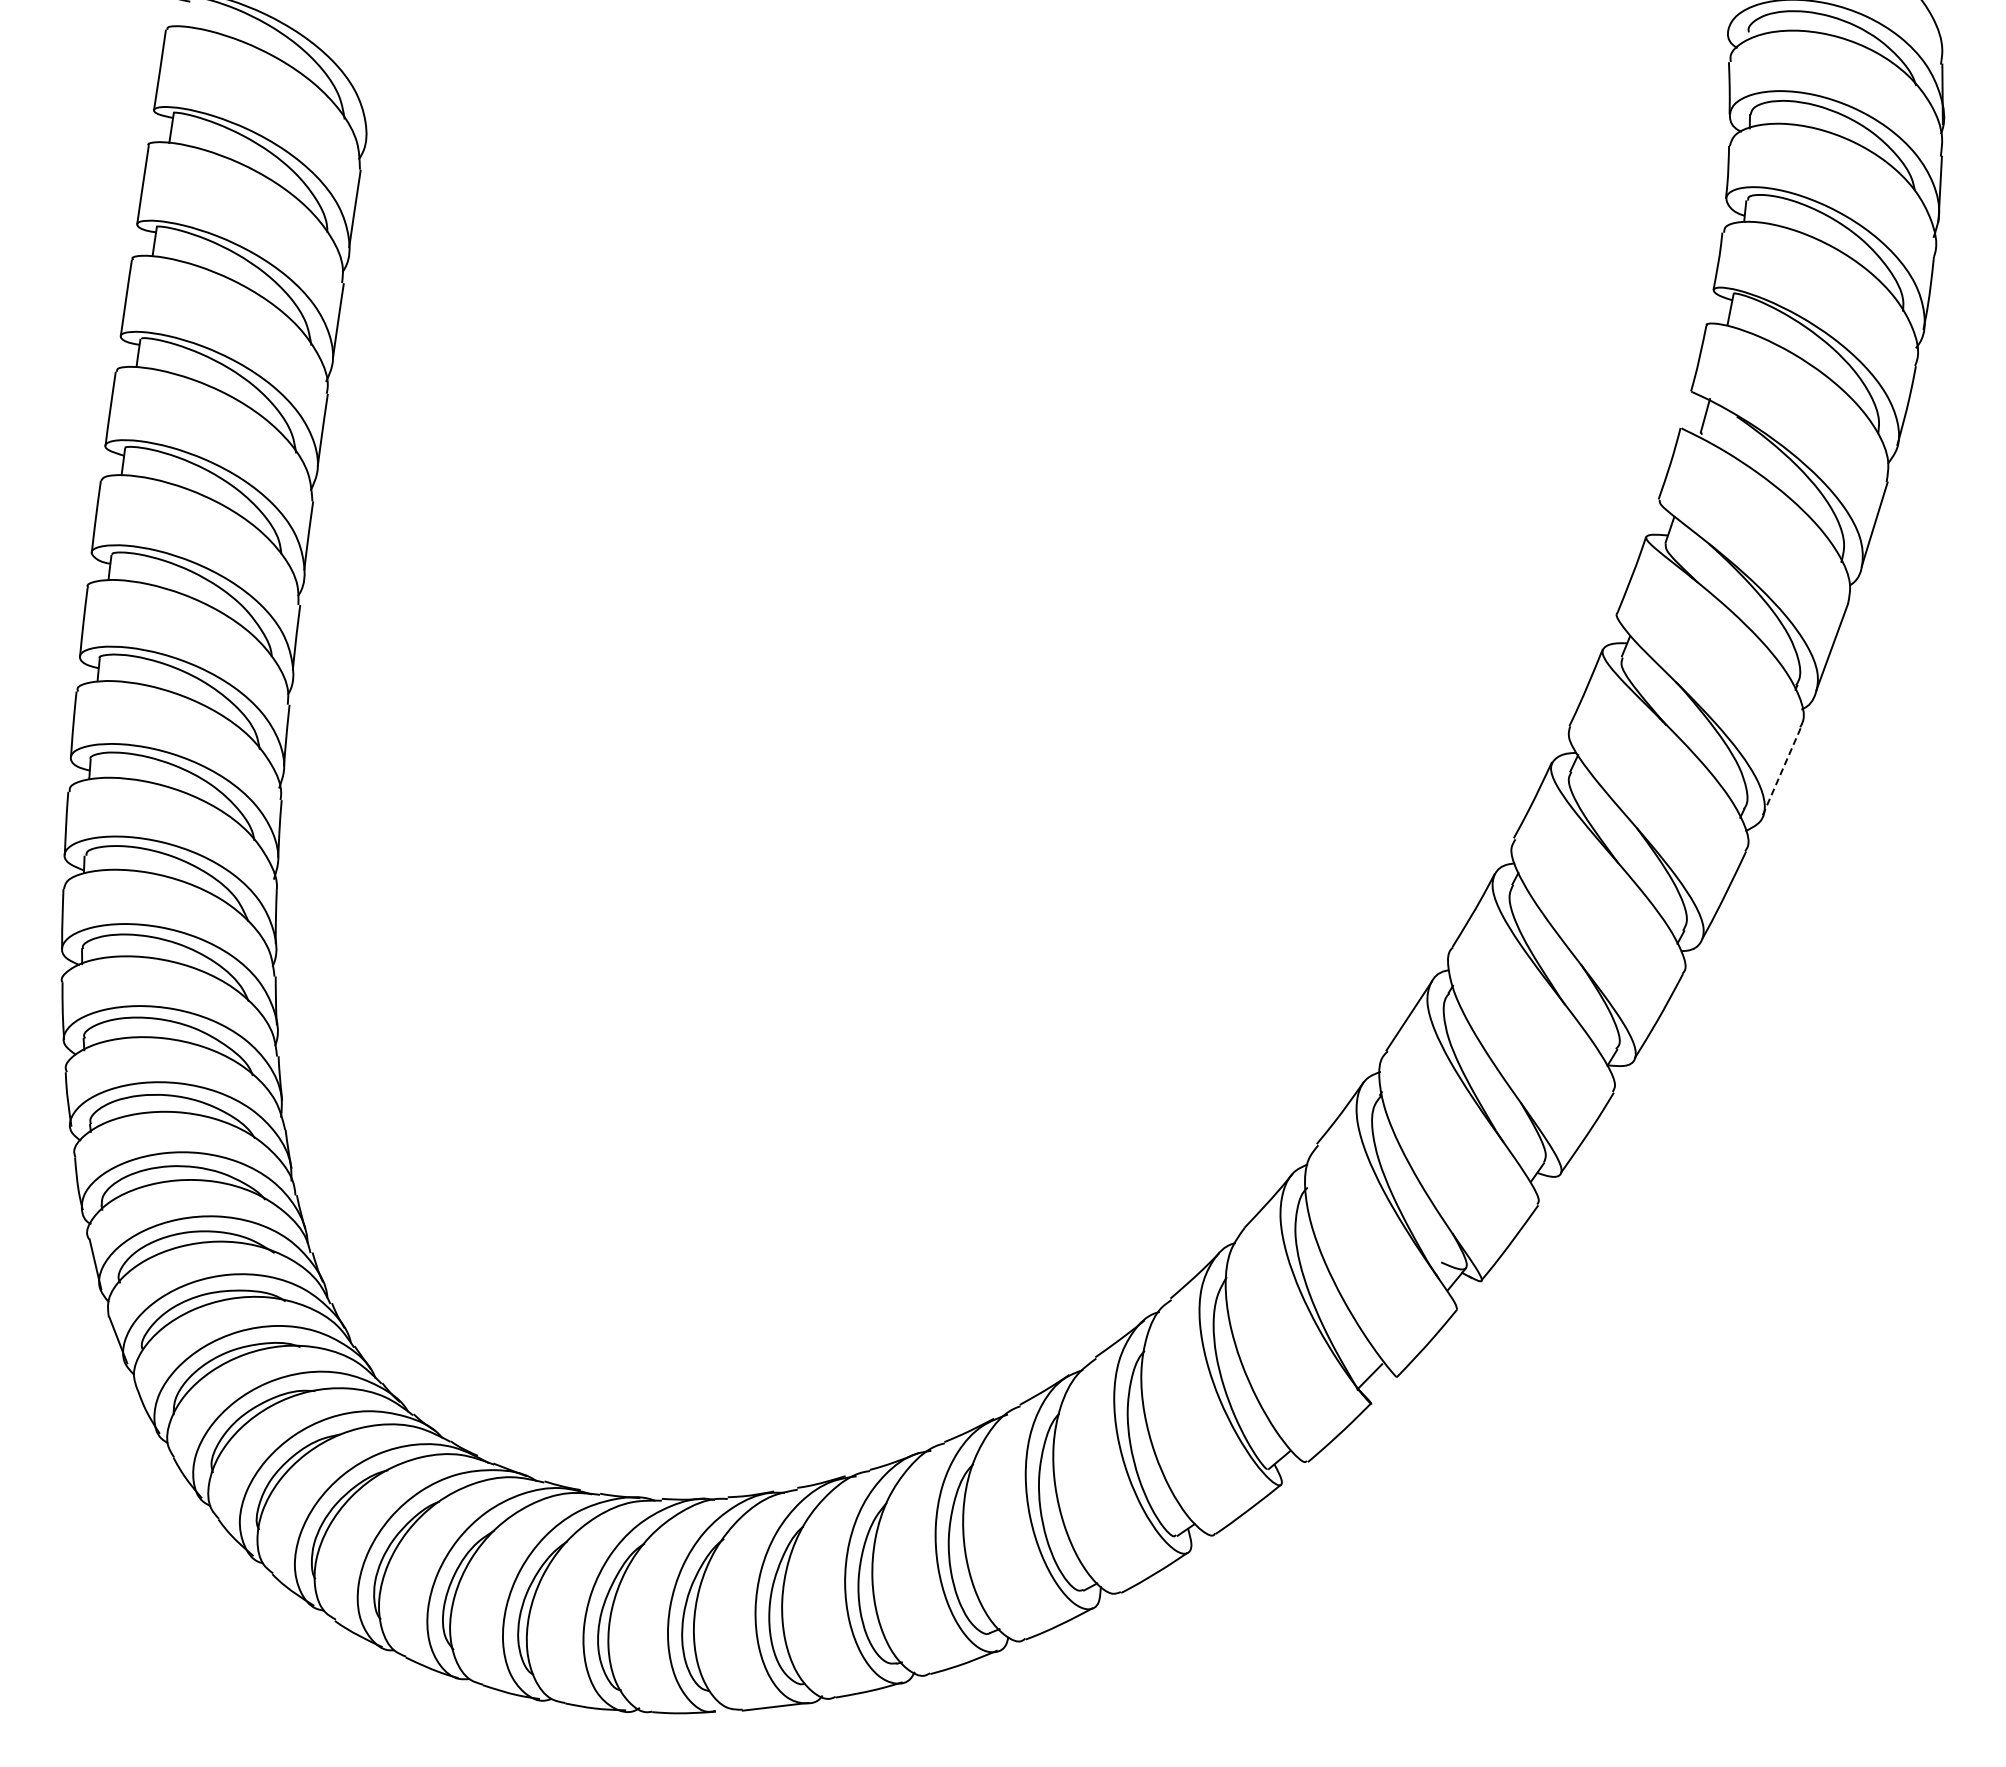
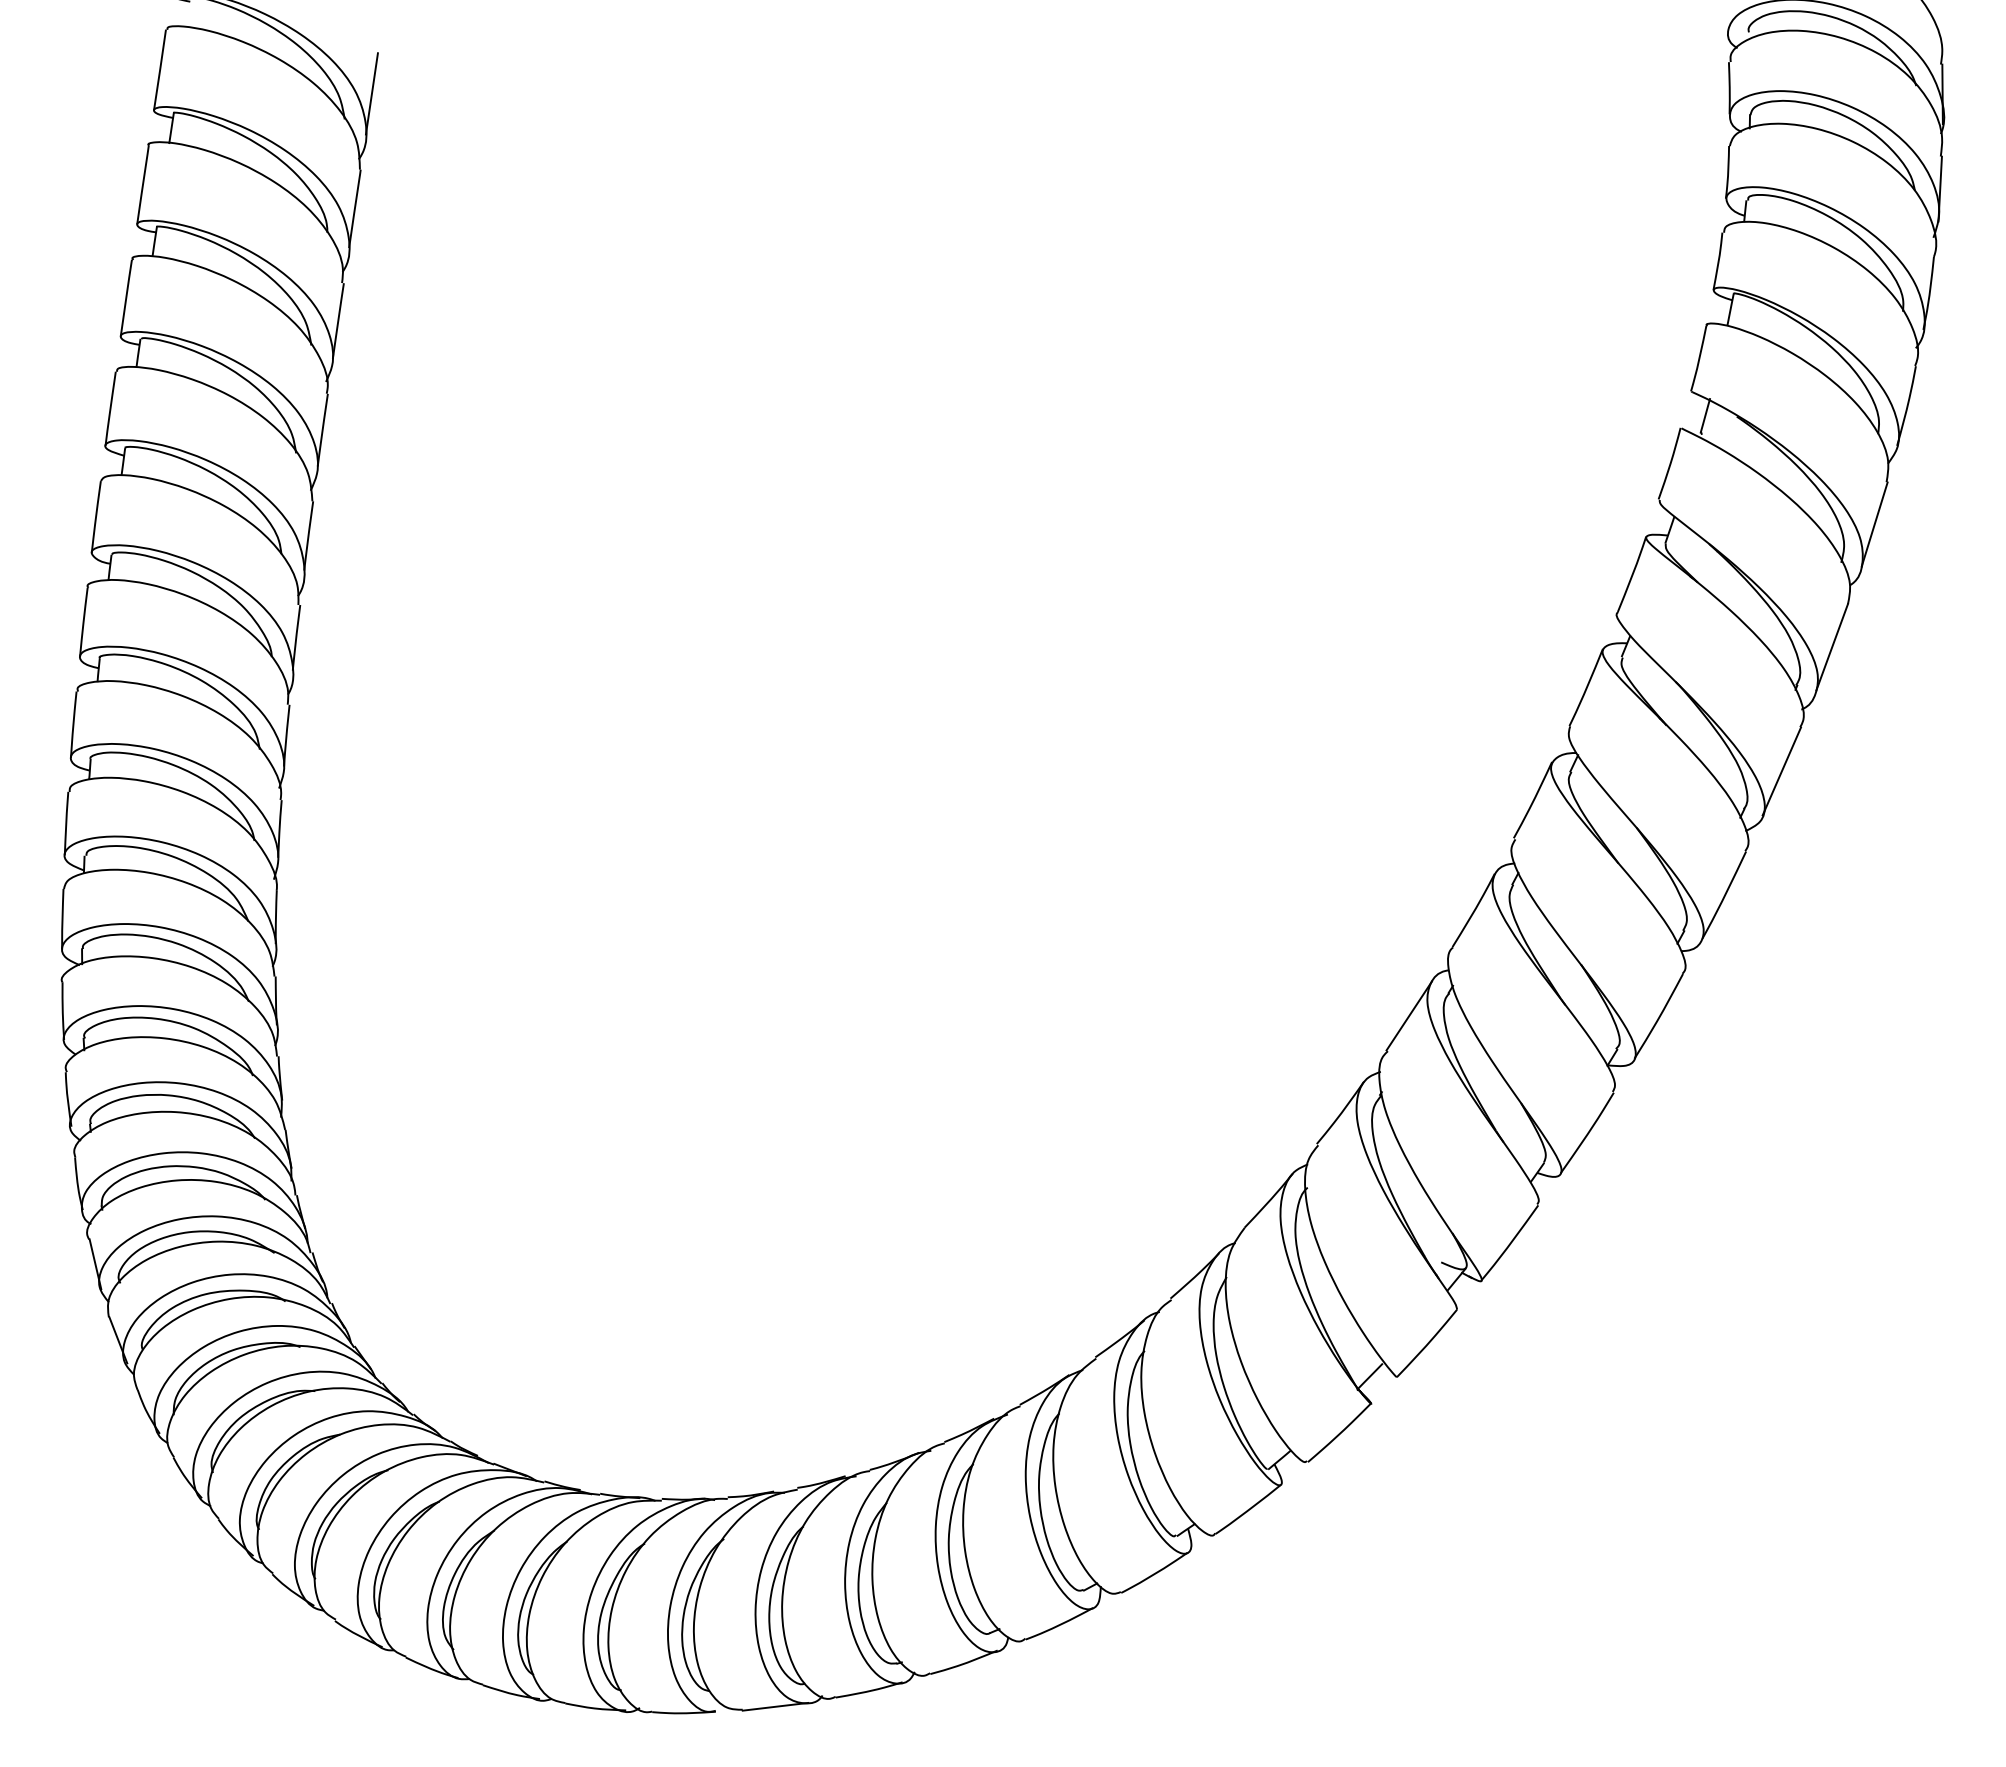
line: none -> present (371, 93)
line: dashed -> solid (1781, 771)
